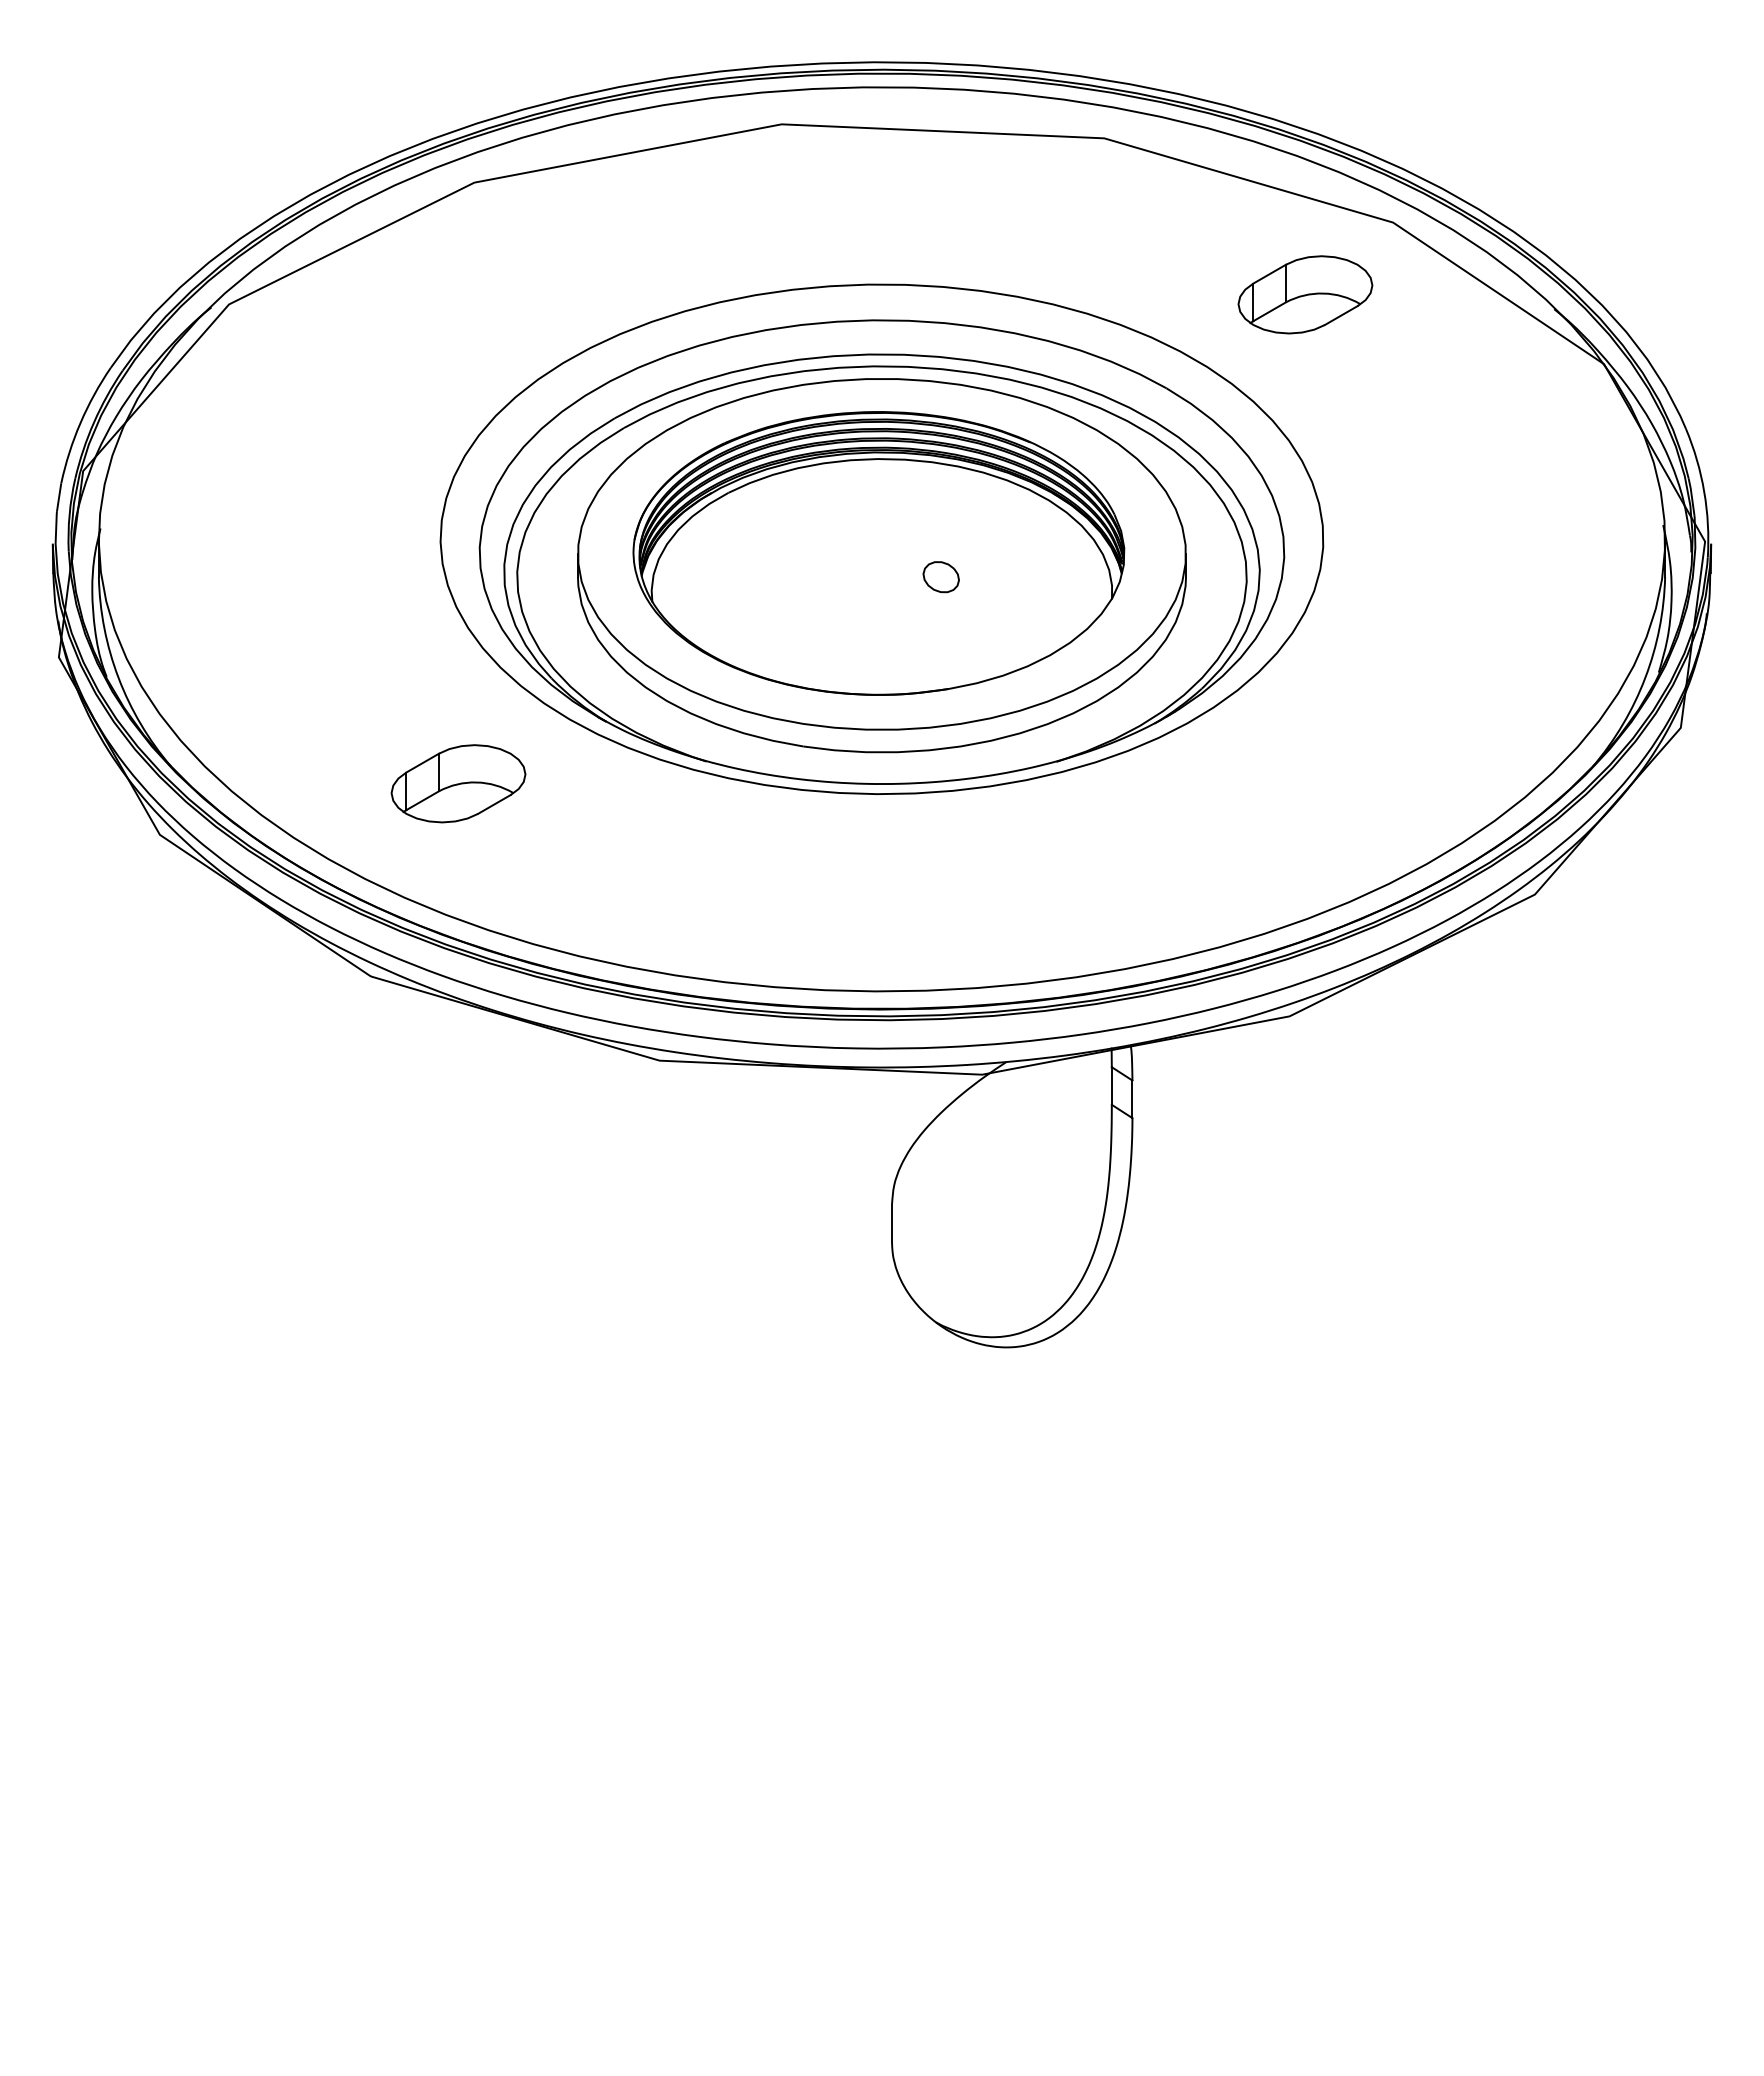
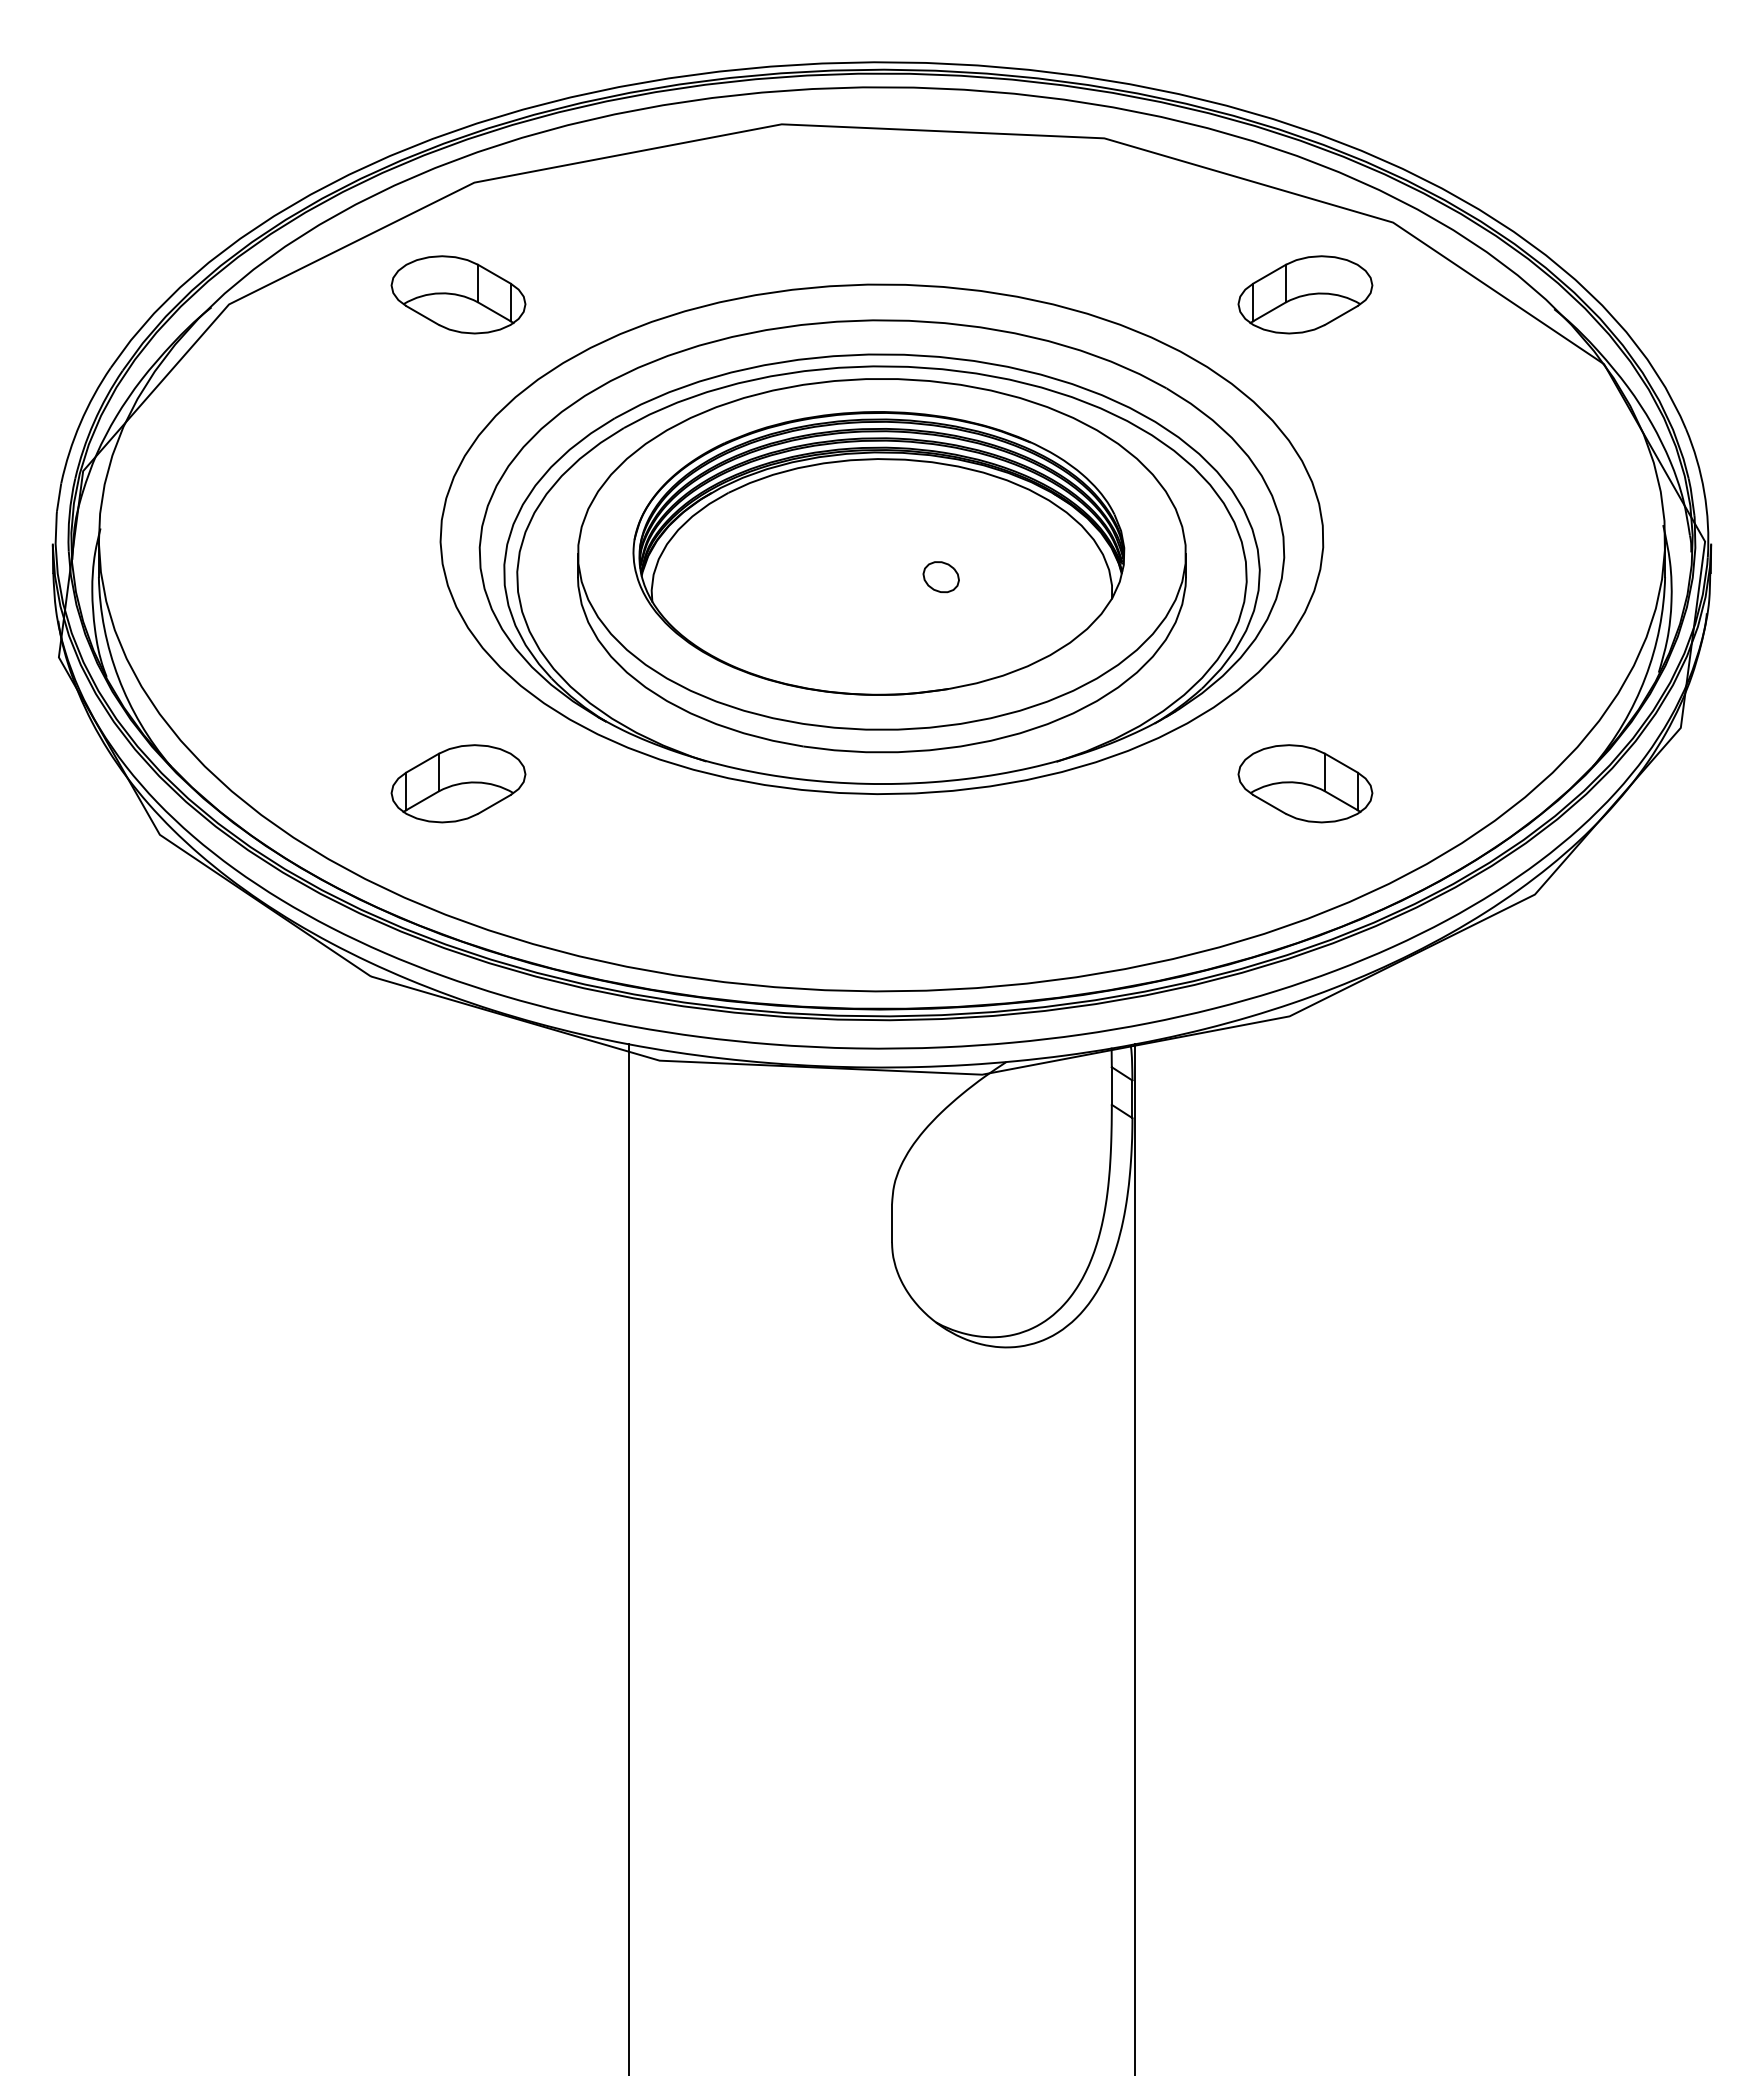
part: none -> present (458, 294)
part: none -> present (1305, 783)
line: none -> present (628, 1558)
line: none -> present (1135, 1558)
